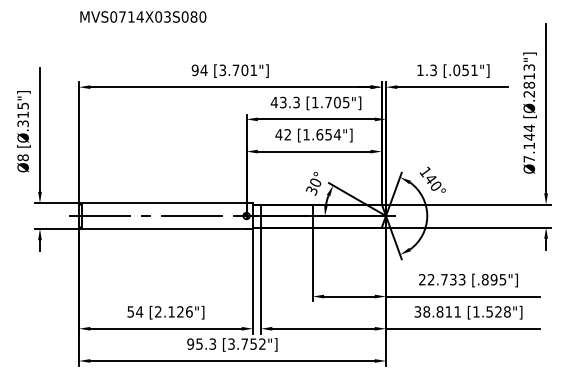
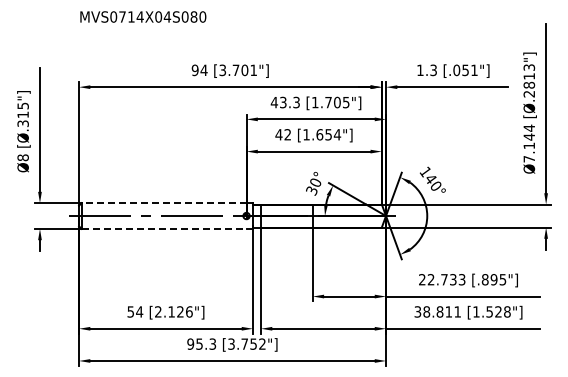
text: MVS0714X03S080 -> MVS0714X04S080 (167, 16)
line: solid -> dashed (163, 203)
line: solid -> dashed (164, 228)
